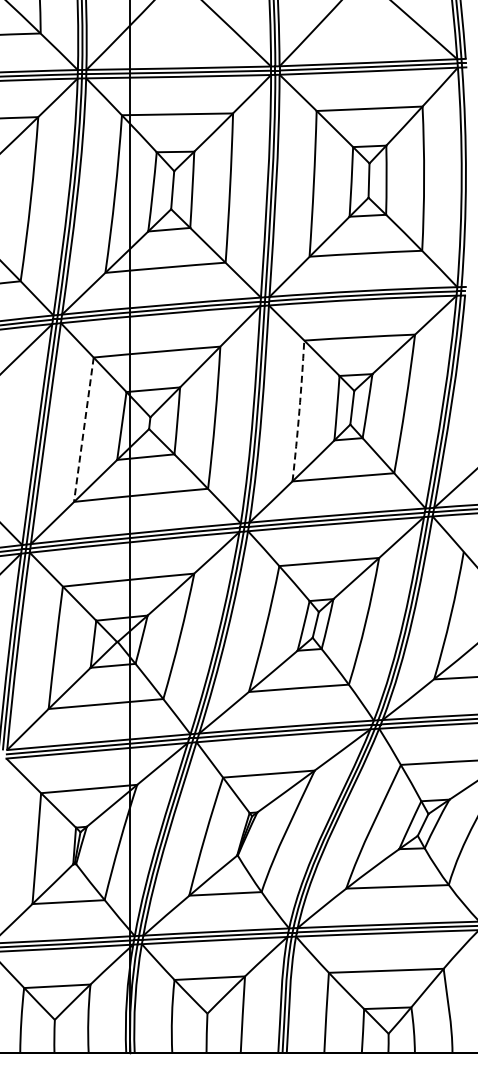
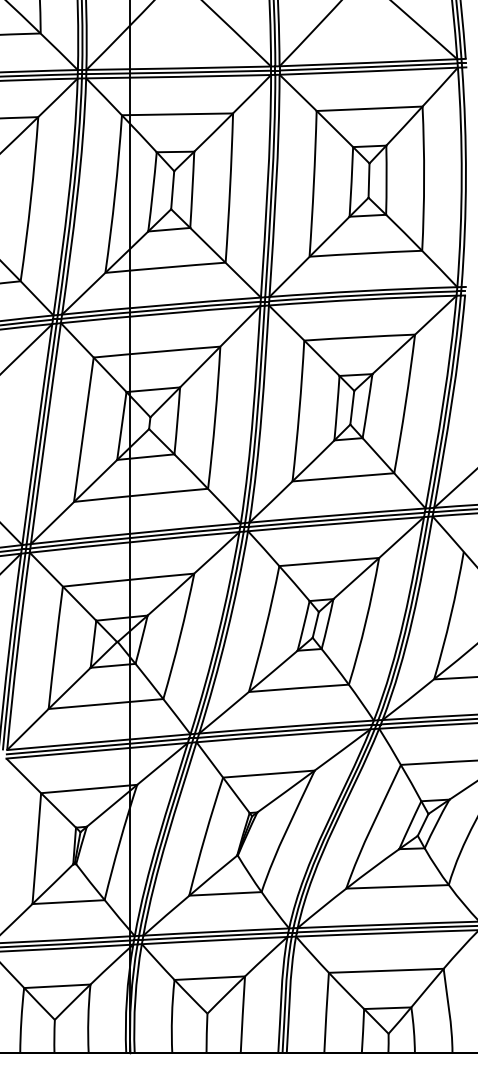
arc: dashed -> solid (299, 411)
line: dashed -> solid (83, 429)
